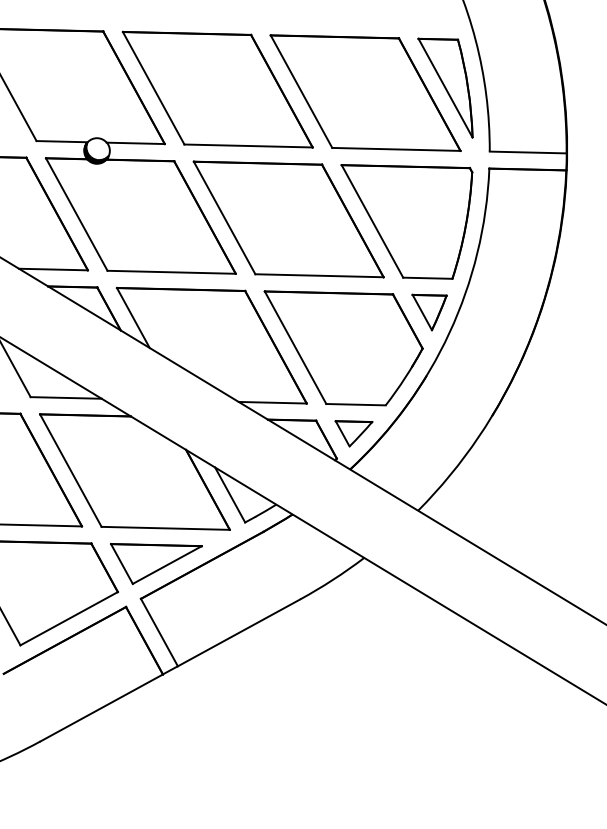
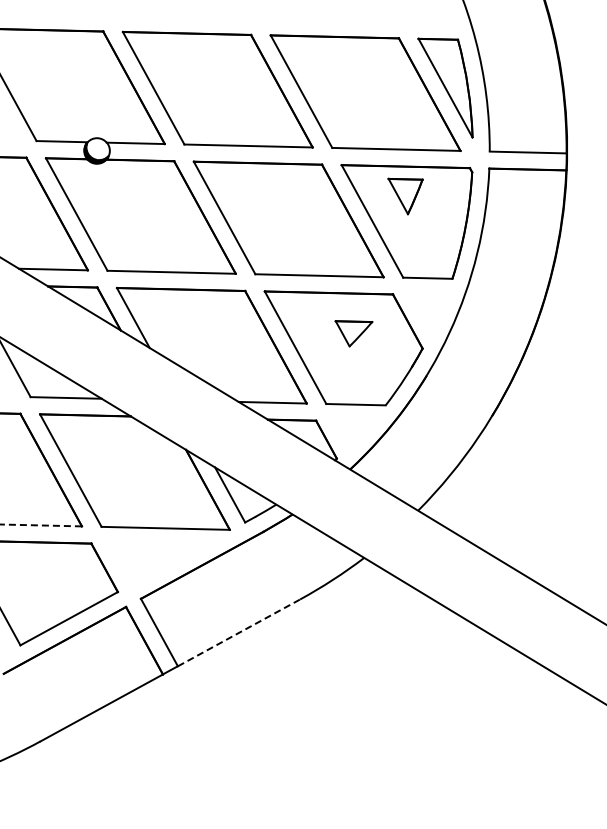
part position: (429, 312) -> (405, 196) (405, 196)
part position: (353, 433) -> (353, 333) (353, 333)
line: solid -> dashed (41, 525)
part: present -> none (156, 563)
line: solid -> dashed (239, 632)
